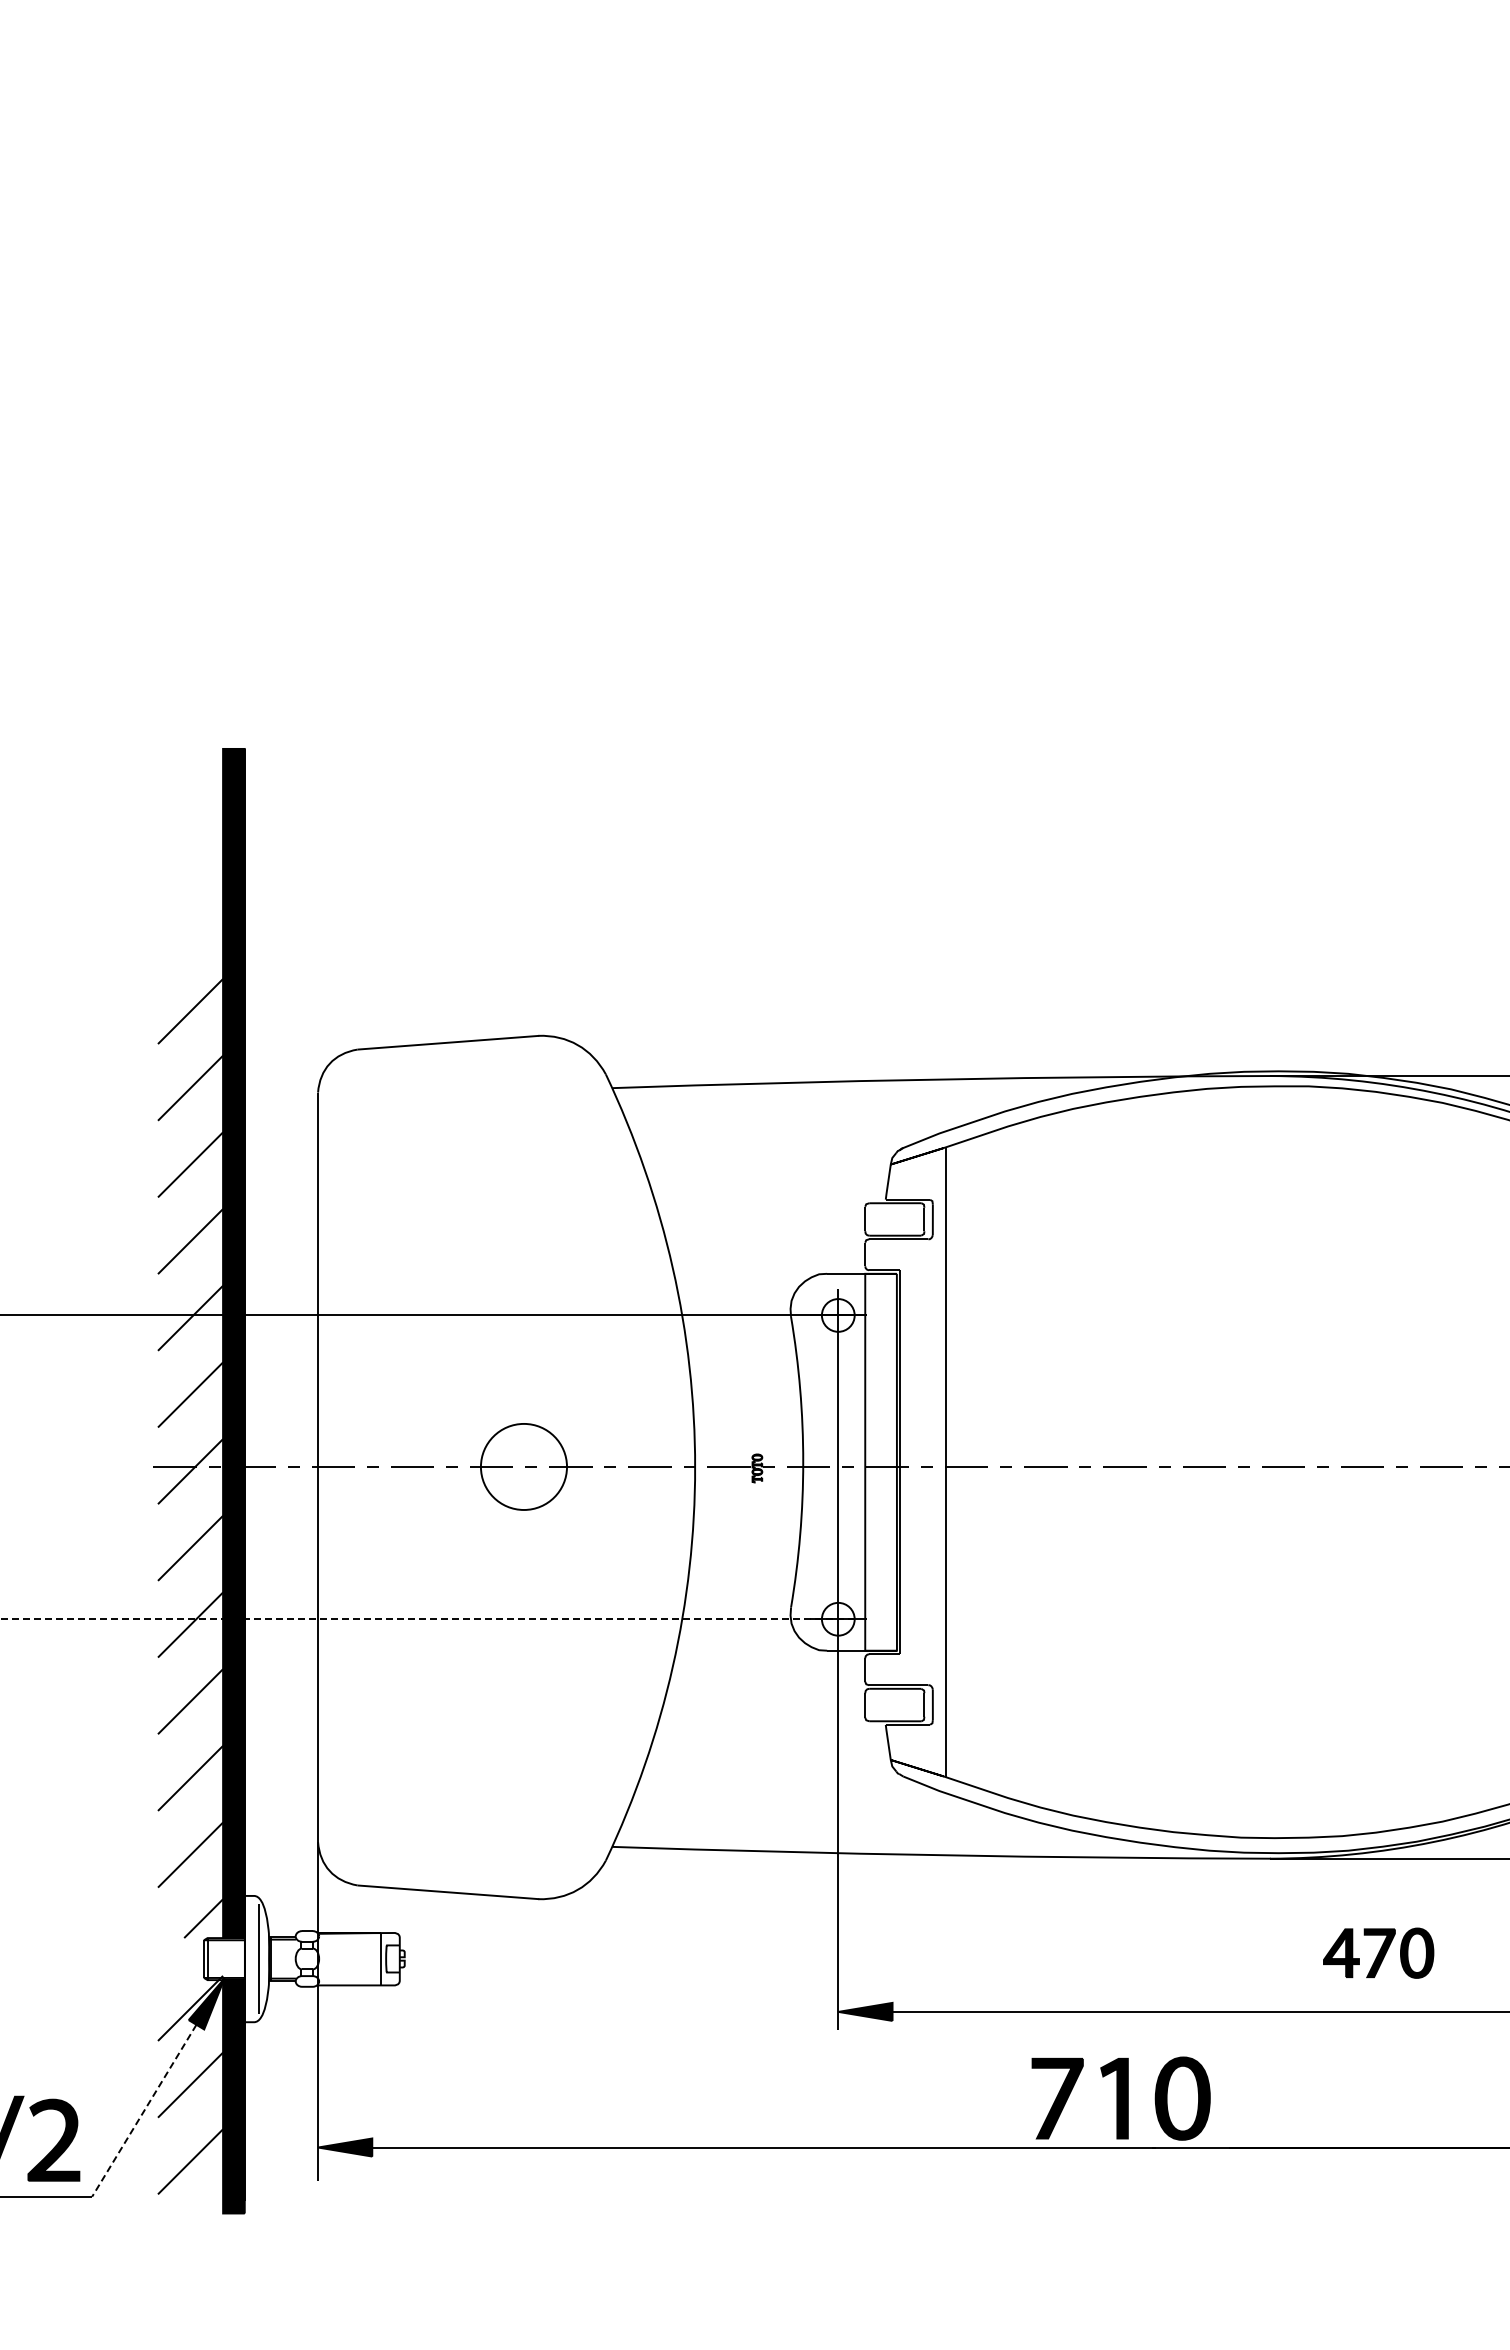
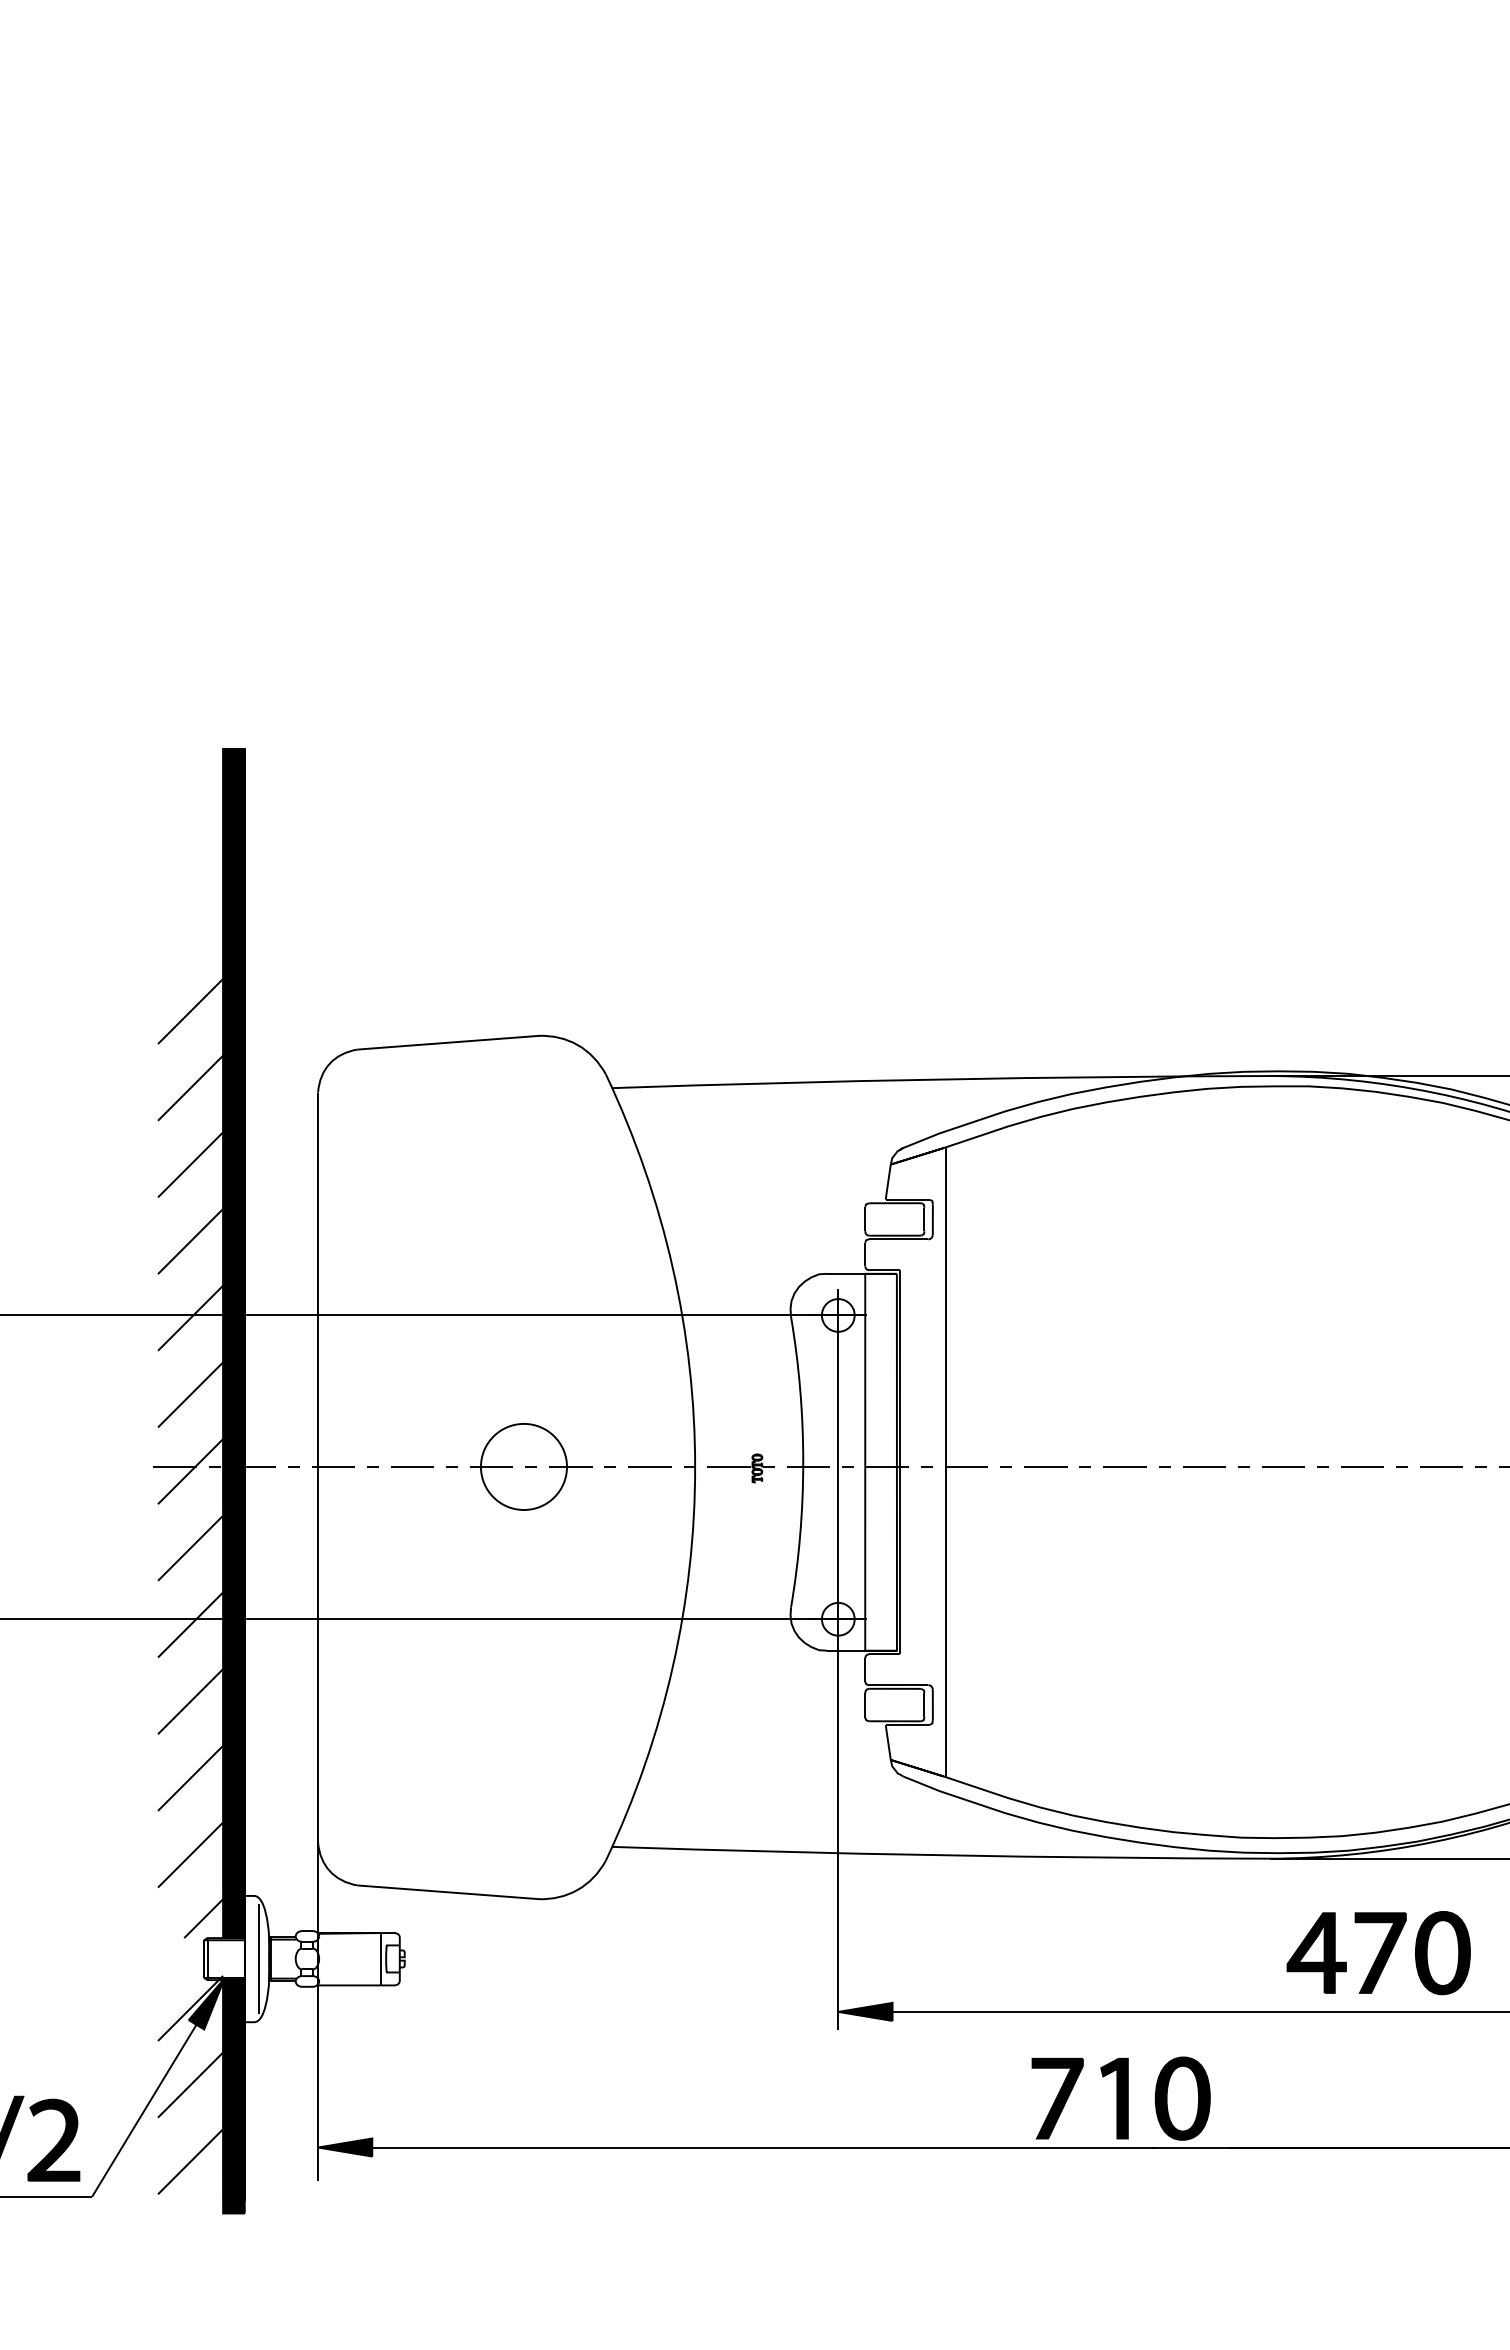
line: dashed -> solid (427, 1619)
part size: 112x52 px -> 185x85 px (1378, 1953)
line: dashed -> solid (144, 2110)
